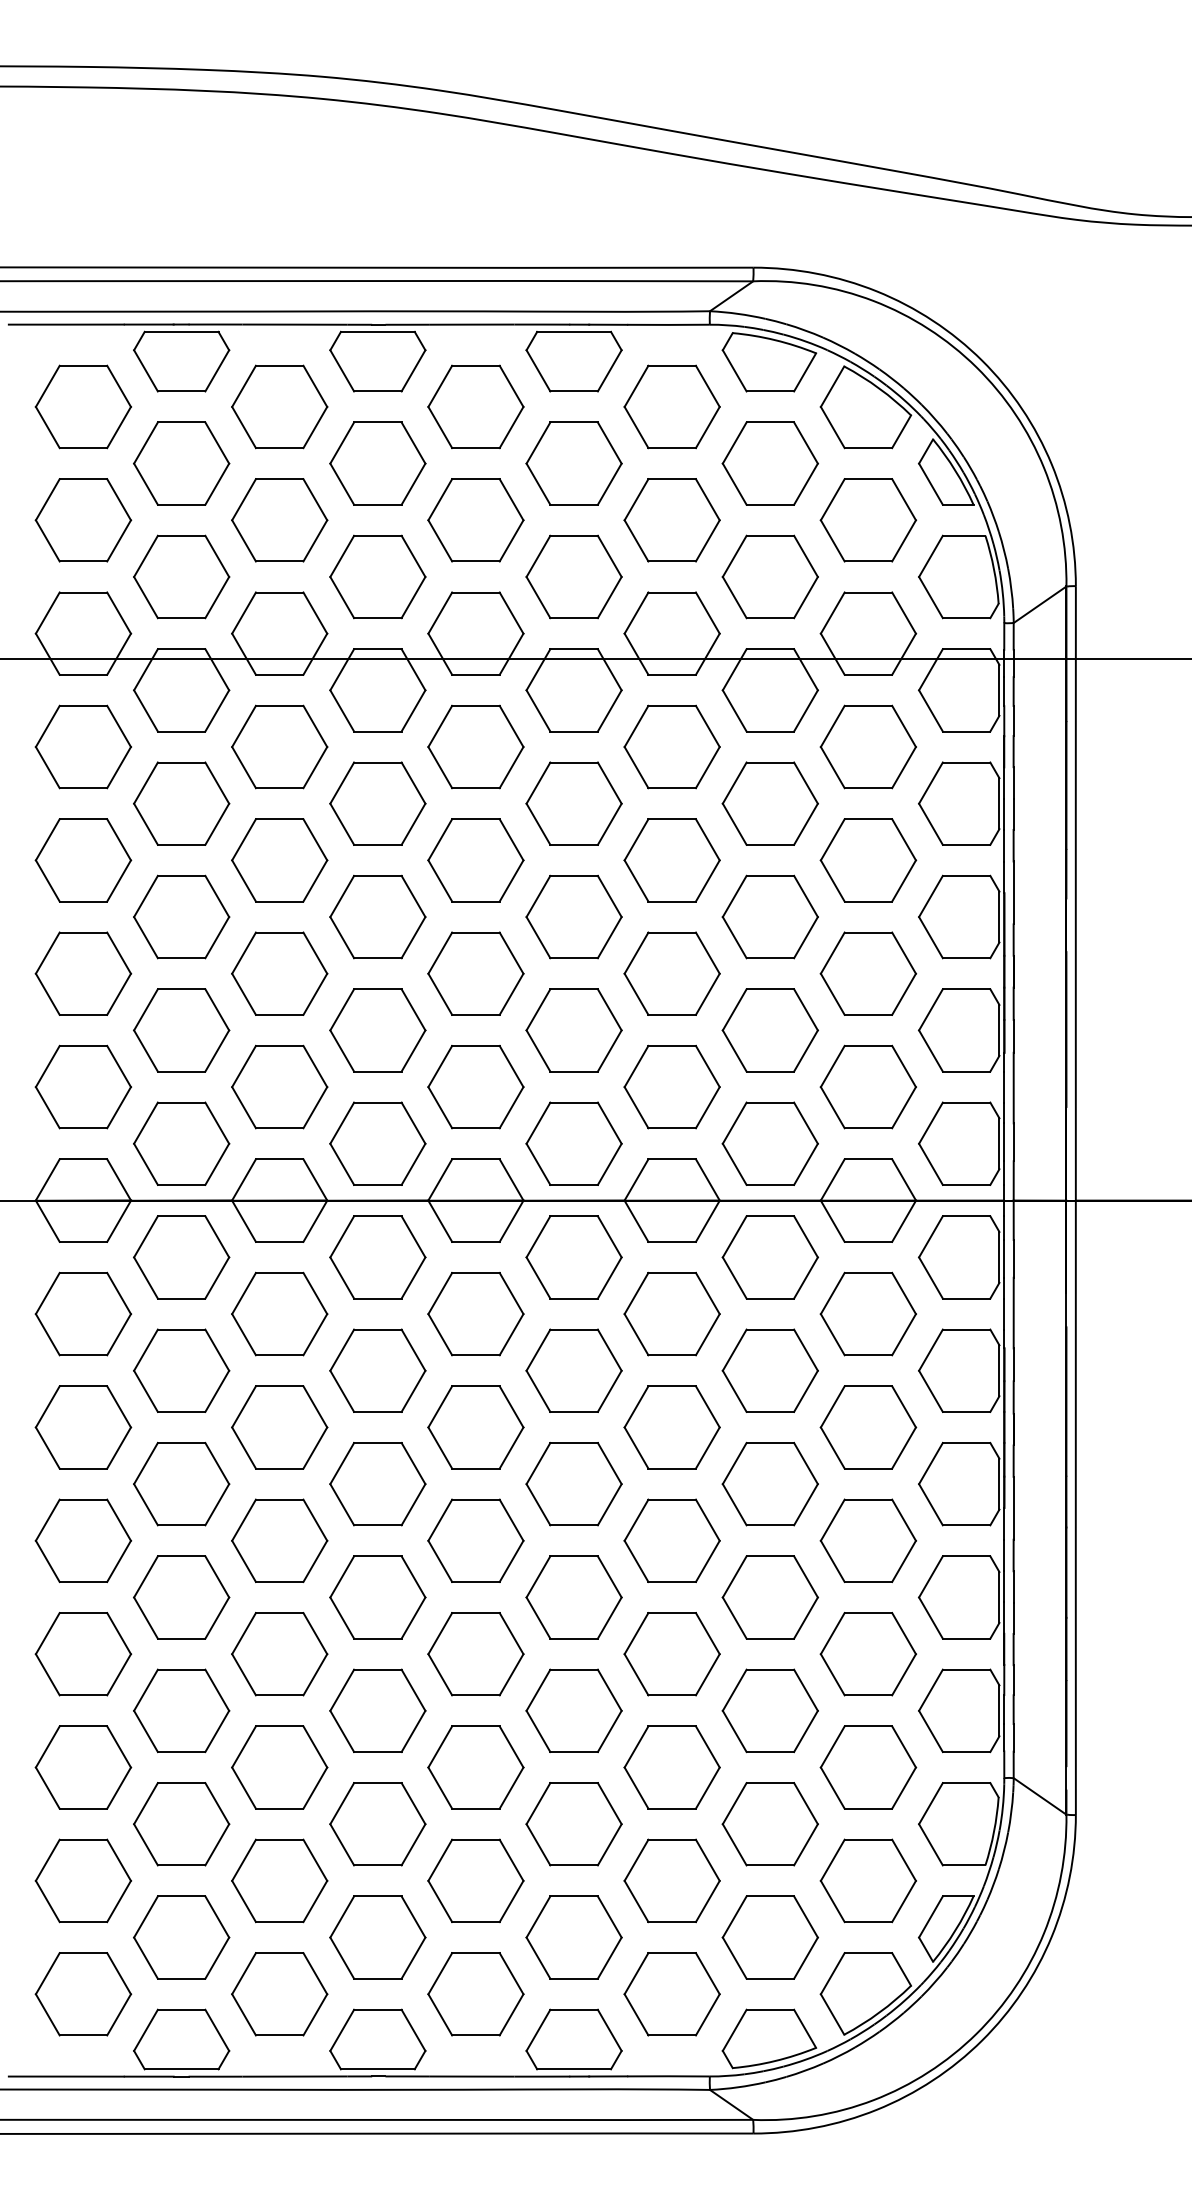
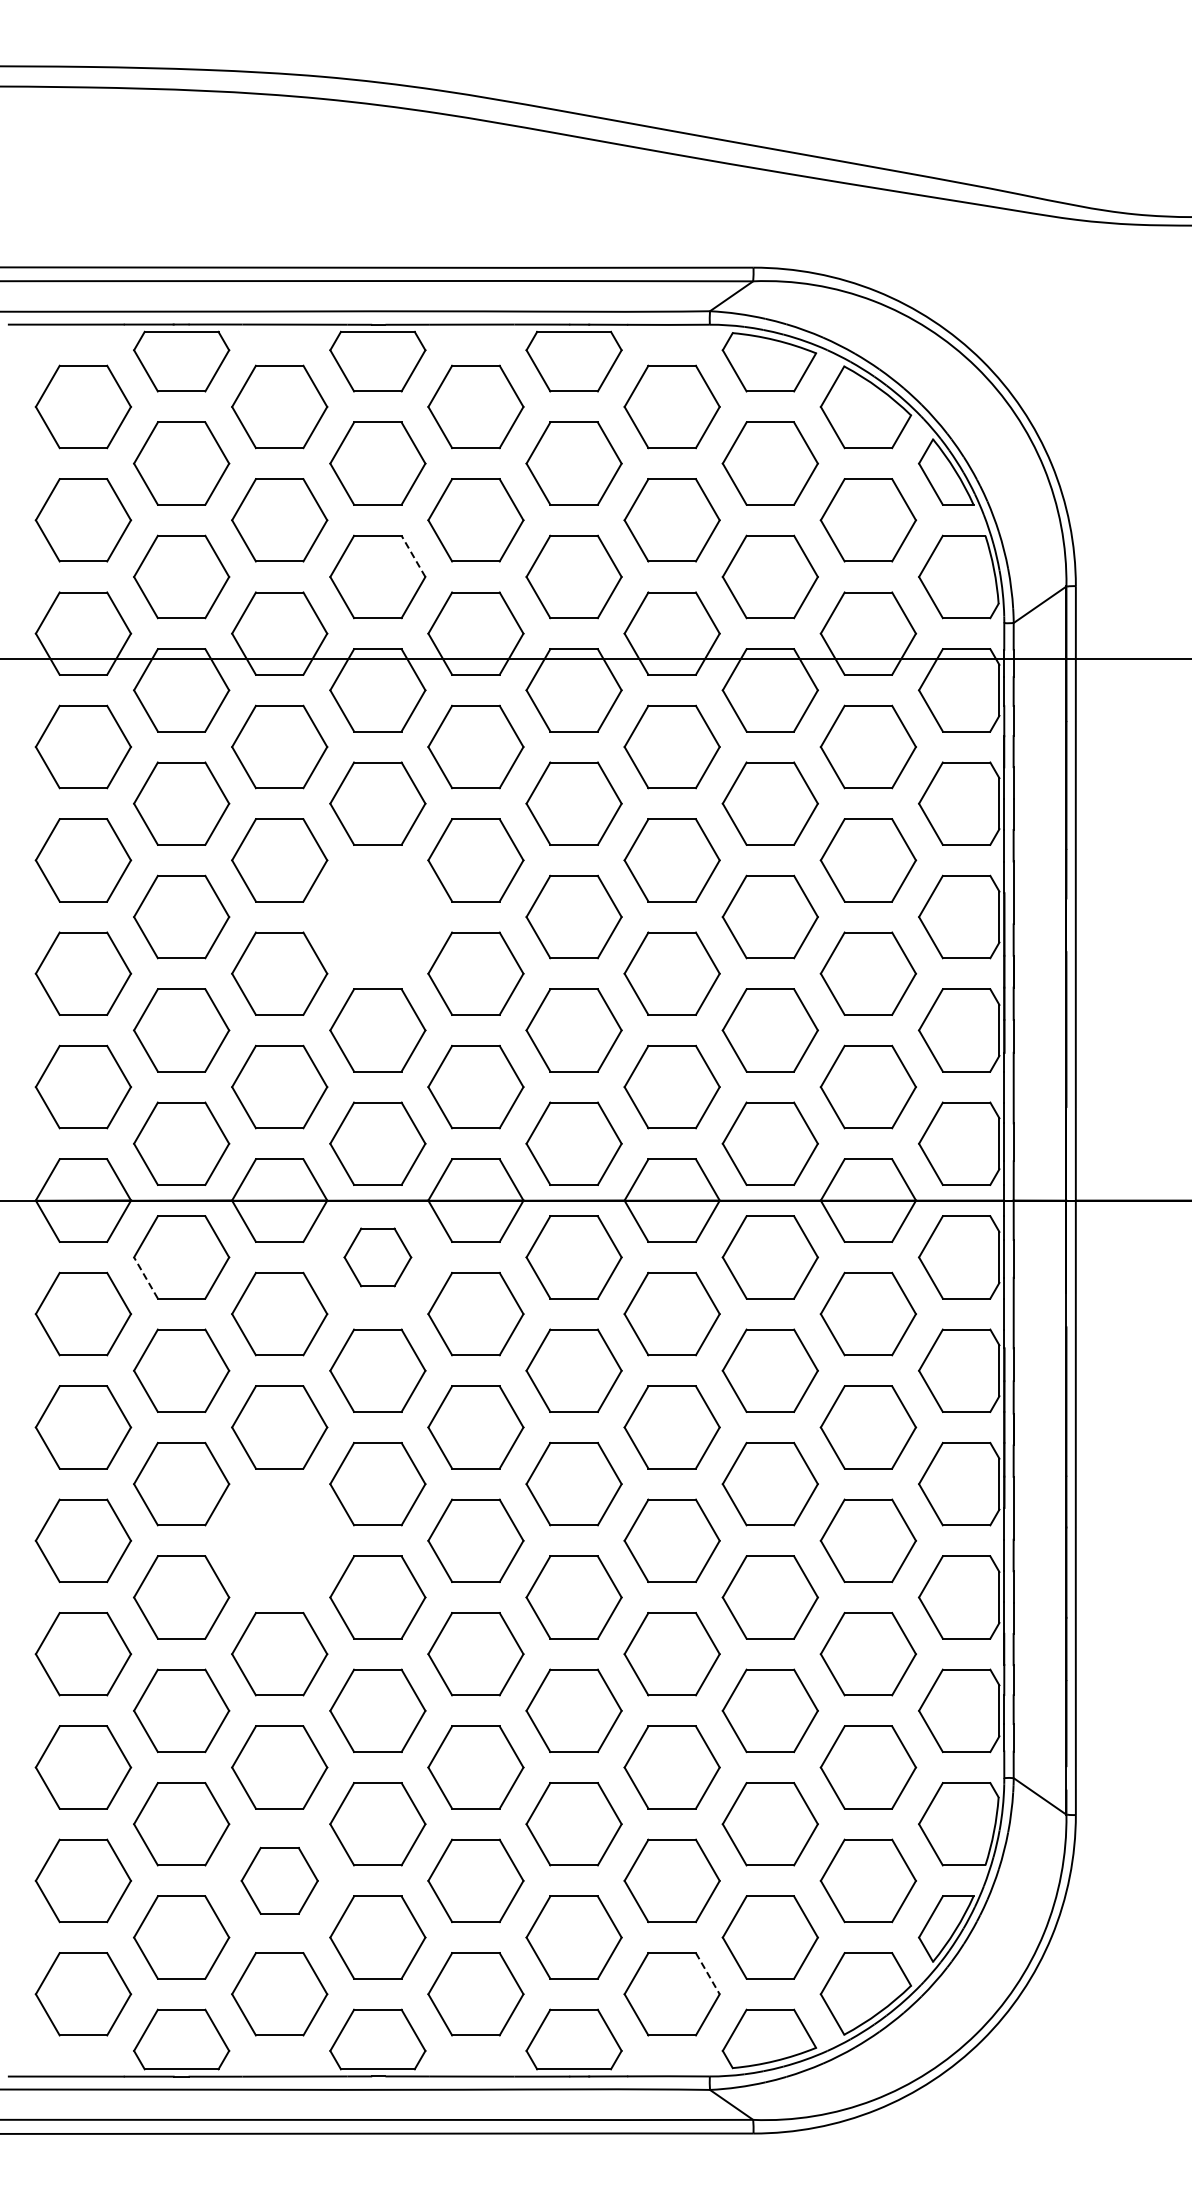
line: solid -> dashed (413, 556)
part: present -> none (377, 916)
part size: 98x85 px -> 70x61 px (377, 1257)
line: solid -> dashed (145, 1278)
part: present -> none (279, 1540)
part size: 98x86 px -> 79x68 px (279, 1880)
line: solid -> dashed (707, 1973)
